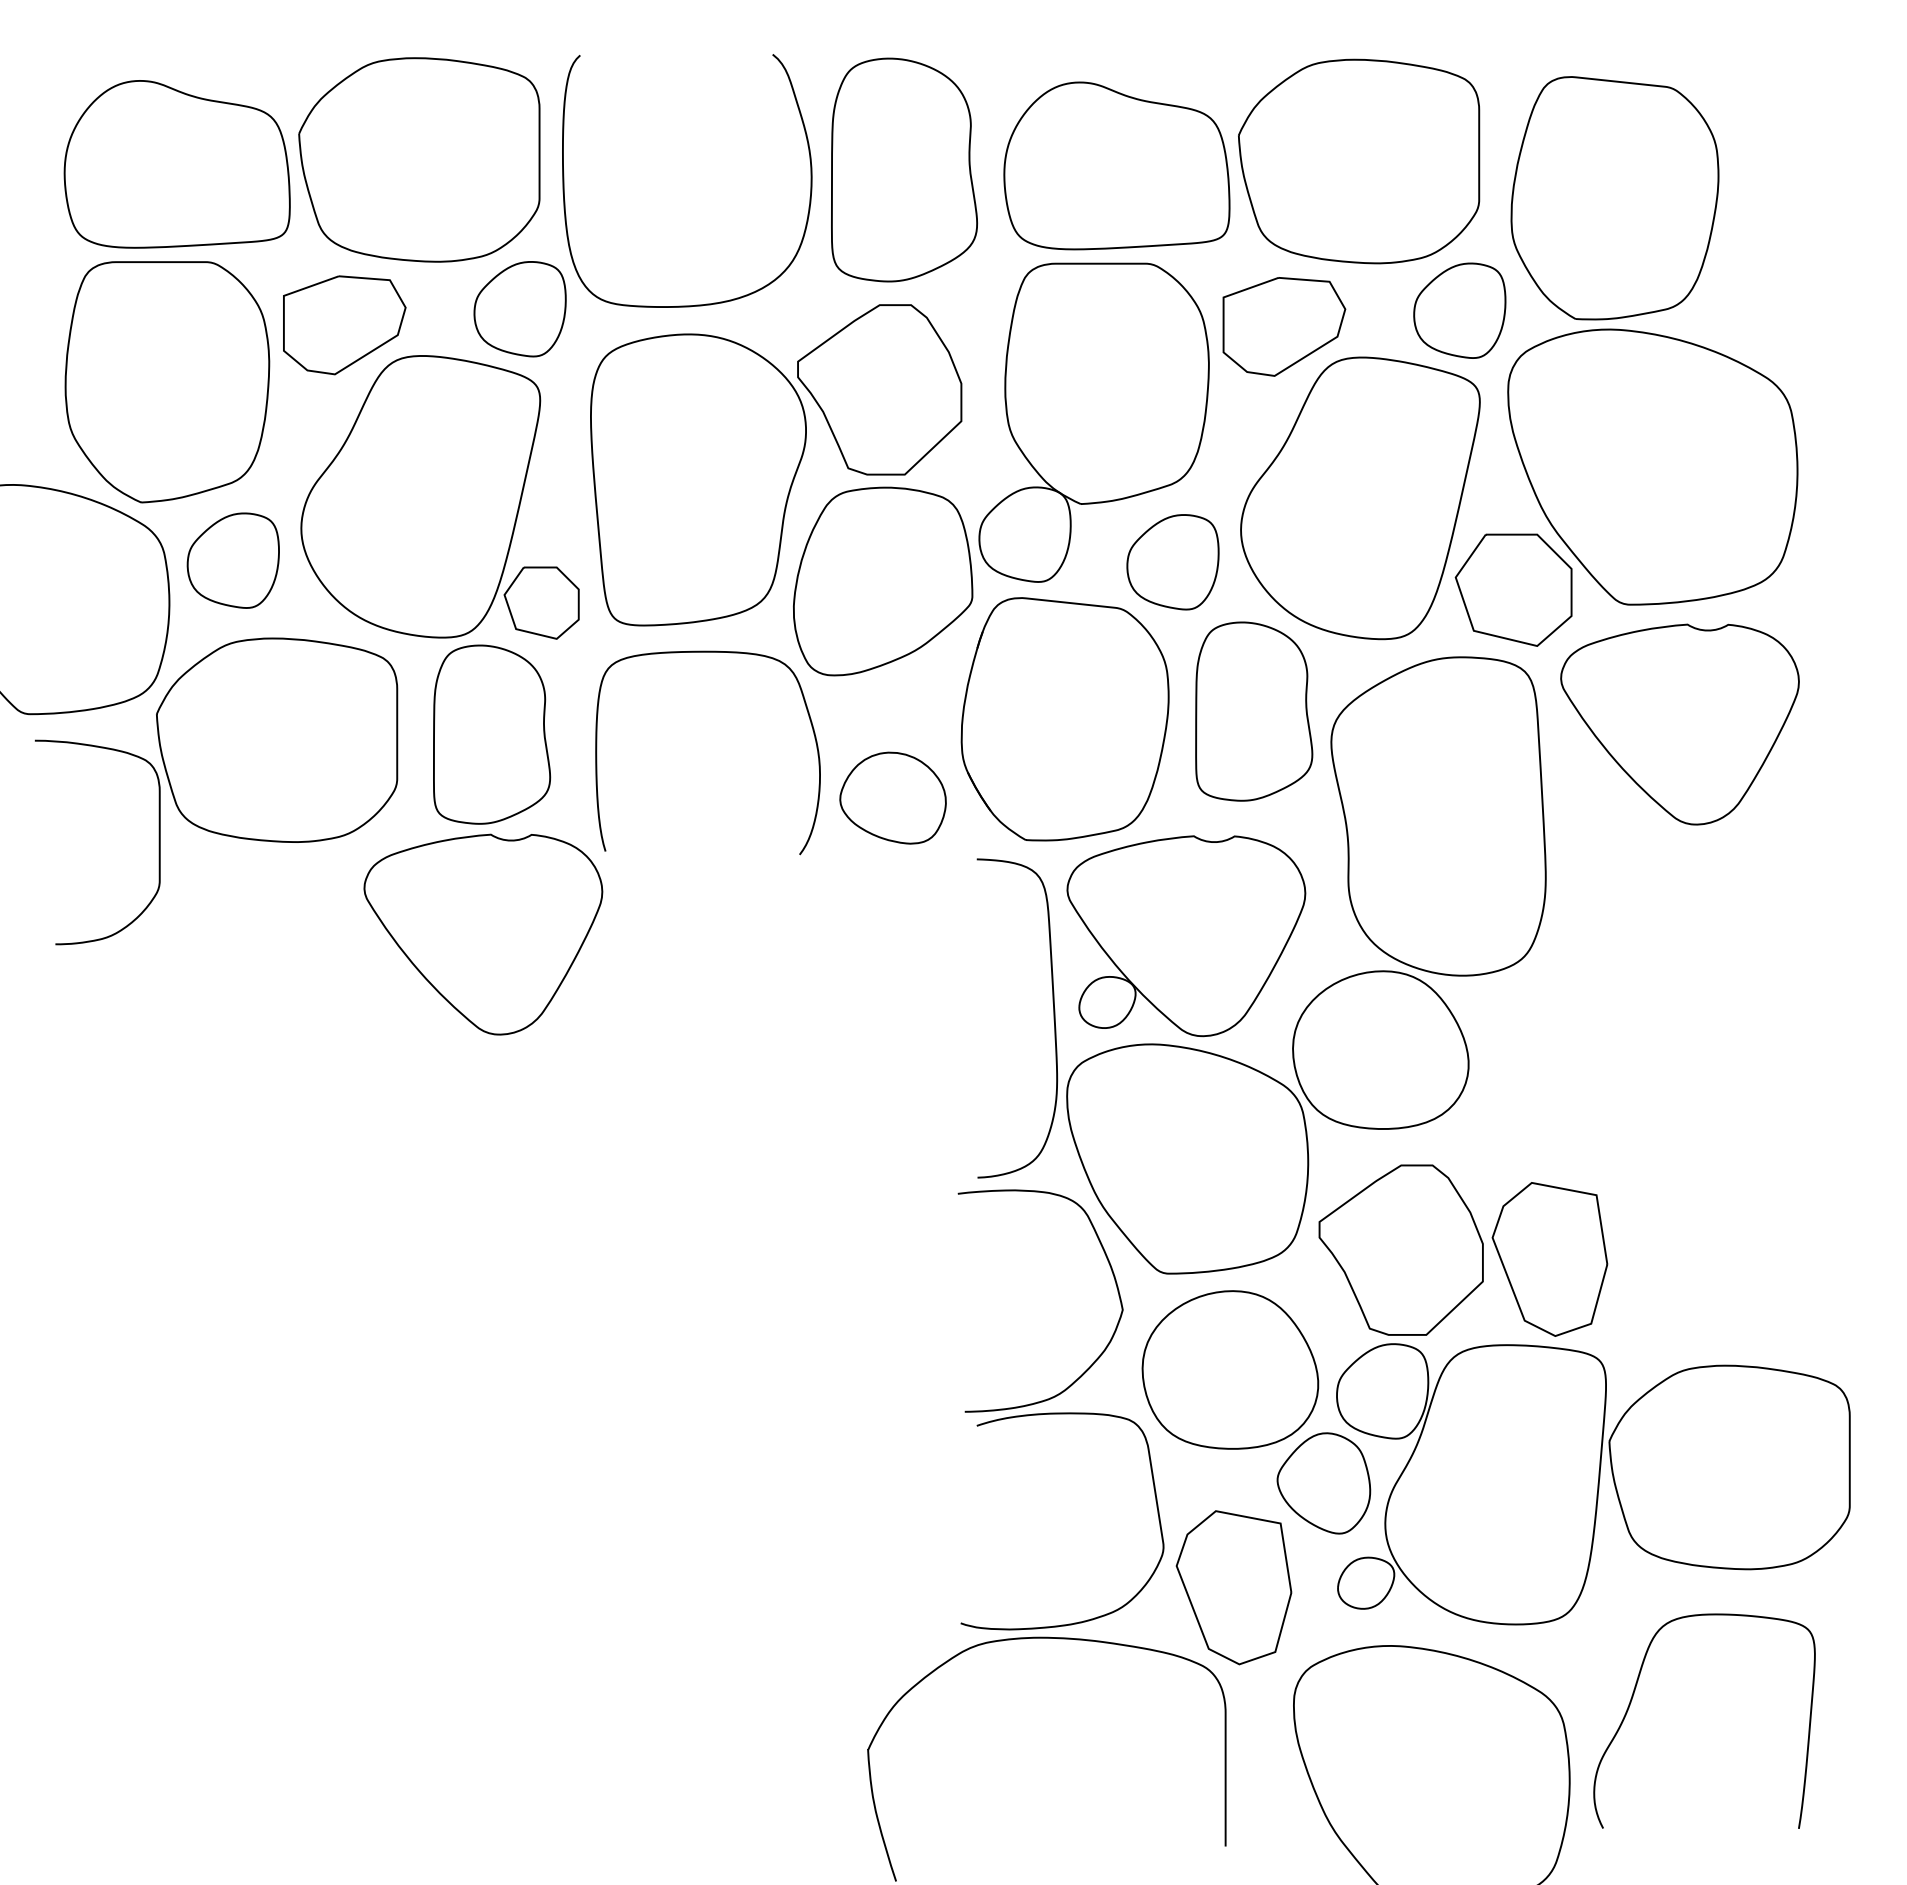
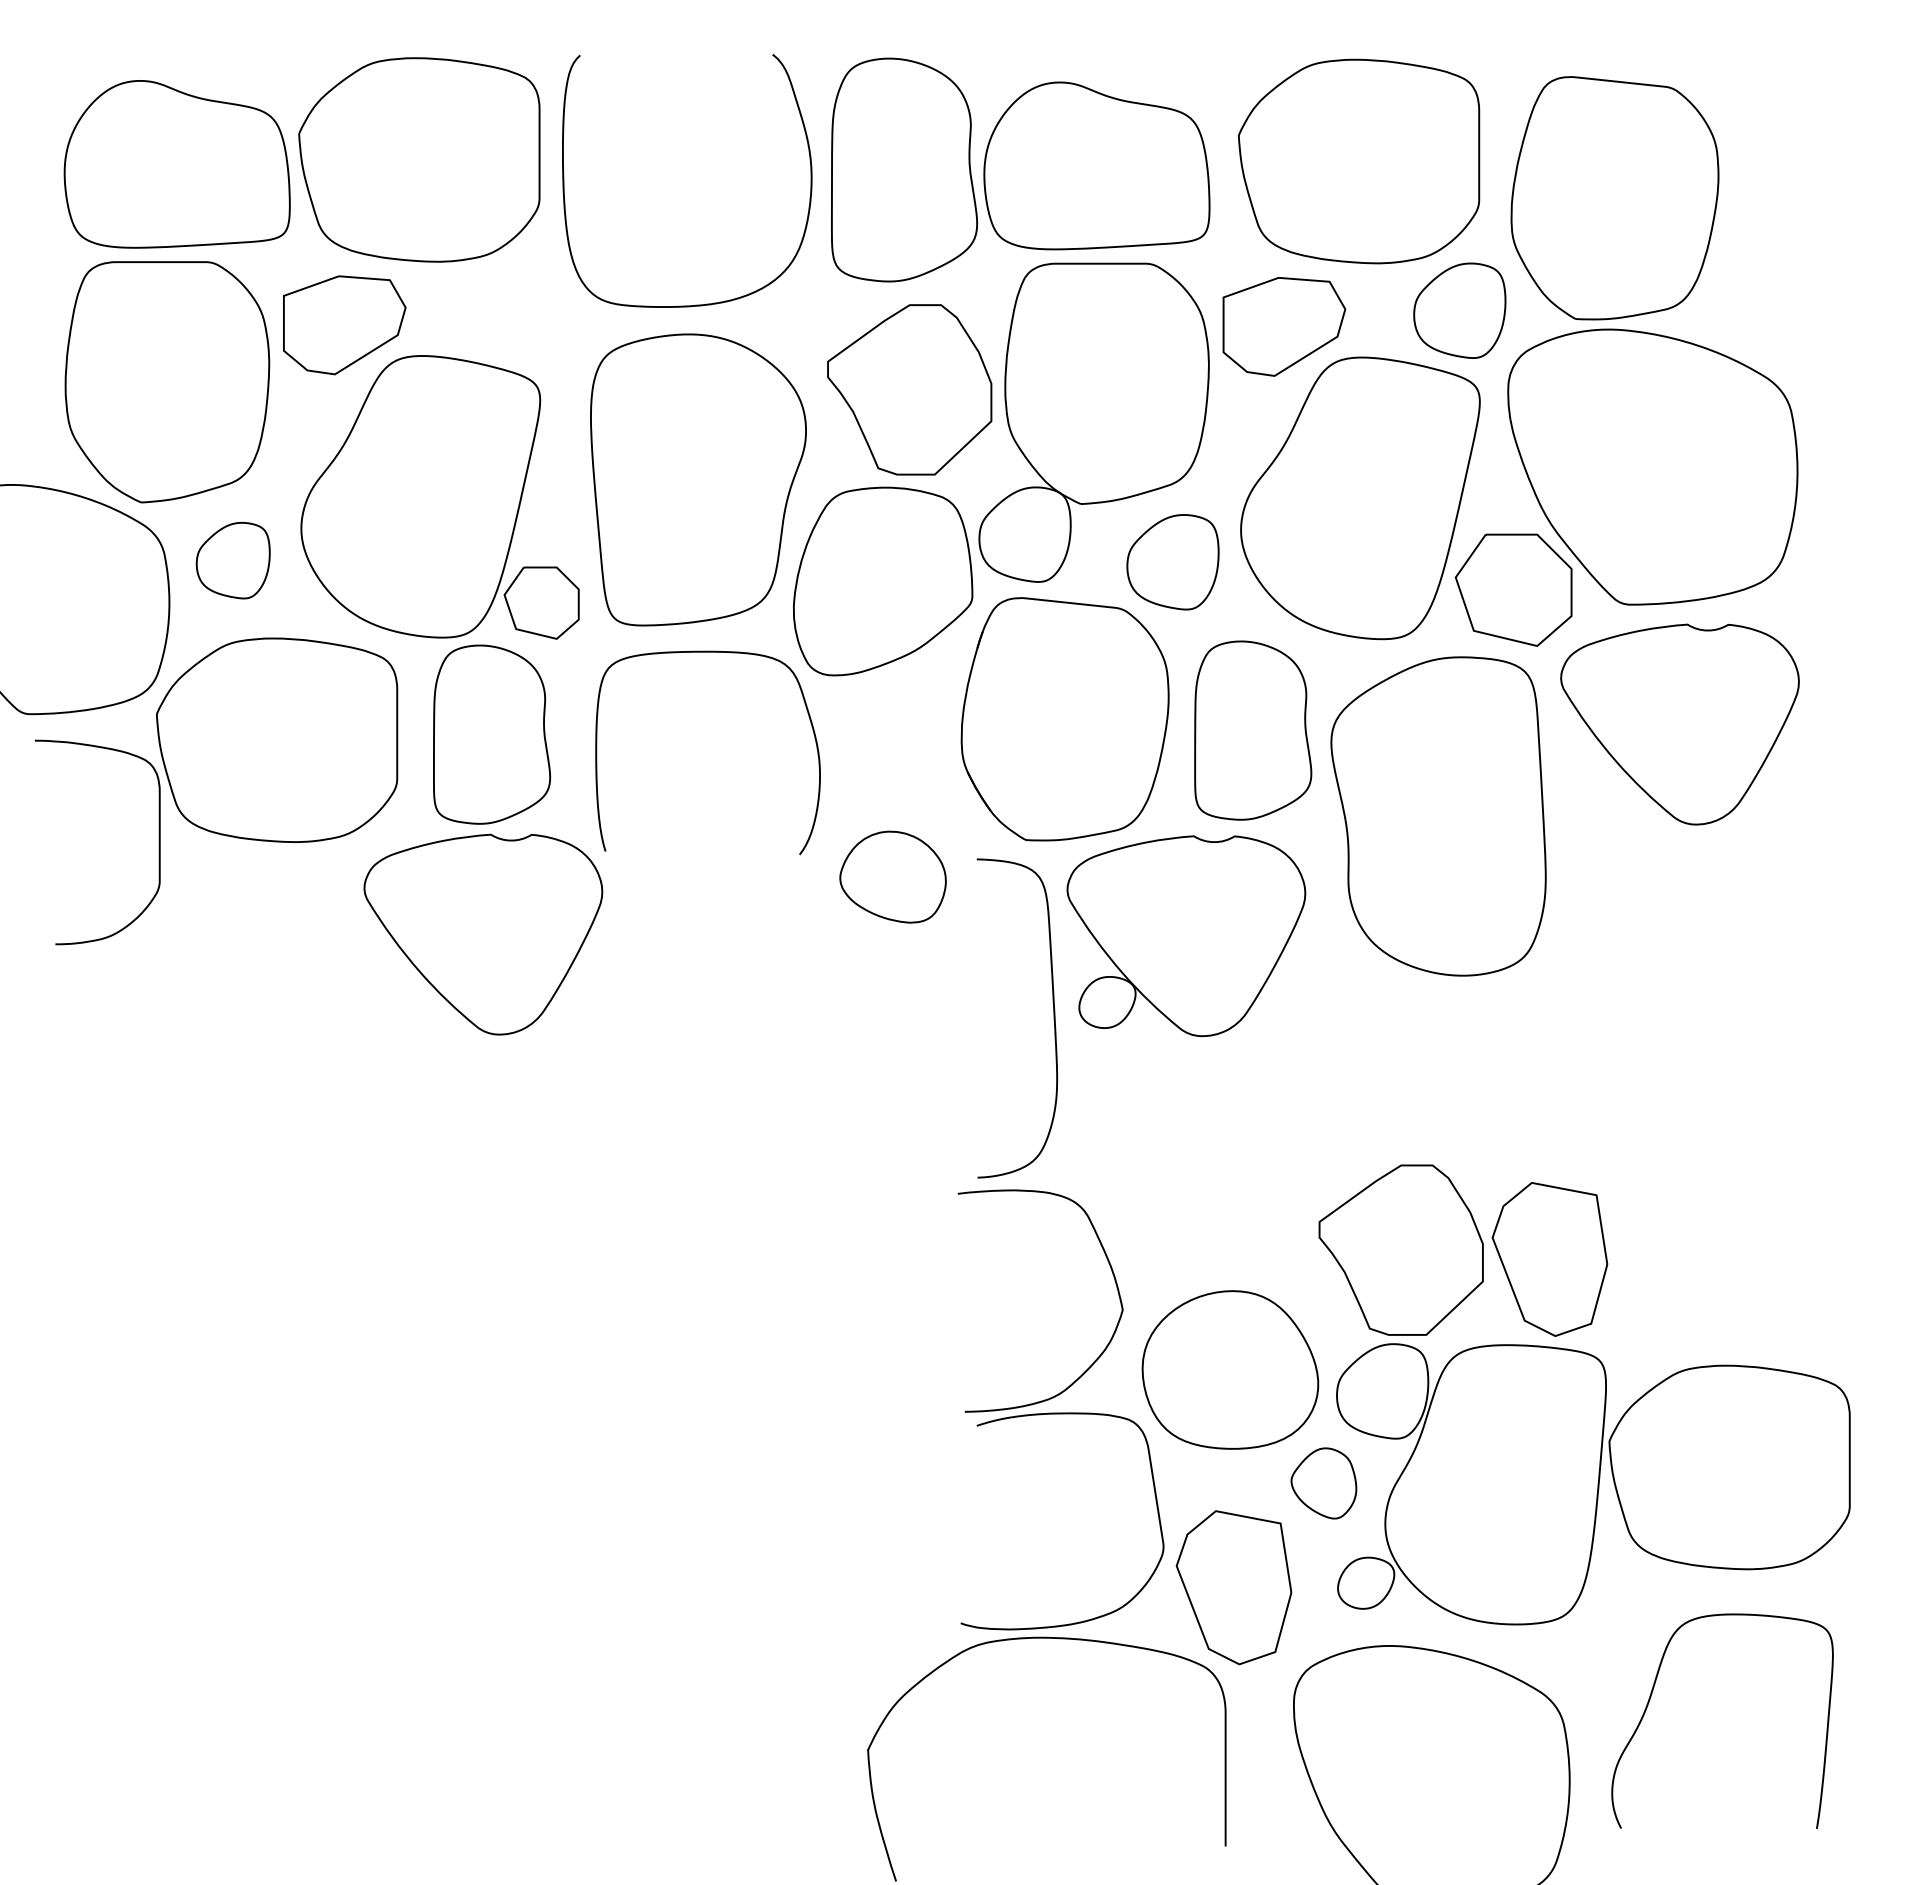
part position: (1116, 165) -> (1096, 165) (1096, 165)
part: present -> none (519, 309)
part position: (879, 389) -> (909, 389) (909, 389)
part size: 94x97 px -> 76x78 px (232, 560)
part position: (1254, 711) -> (1253, 730) (1253, 730)
part position: (892, 797) -> (892, 876) (892, 876)
part: present -> none (1267, 1122)
part size: 96x103 px -> 68x73 px (1323, 1483)
curve position: (1633, 1697) -> (1651, 1697) (1651, 1697)
